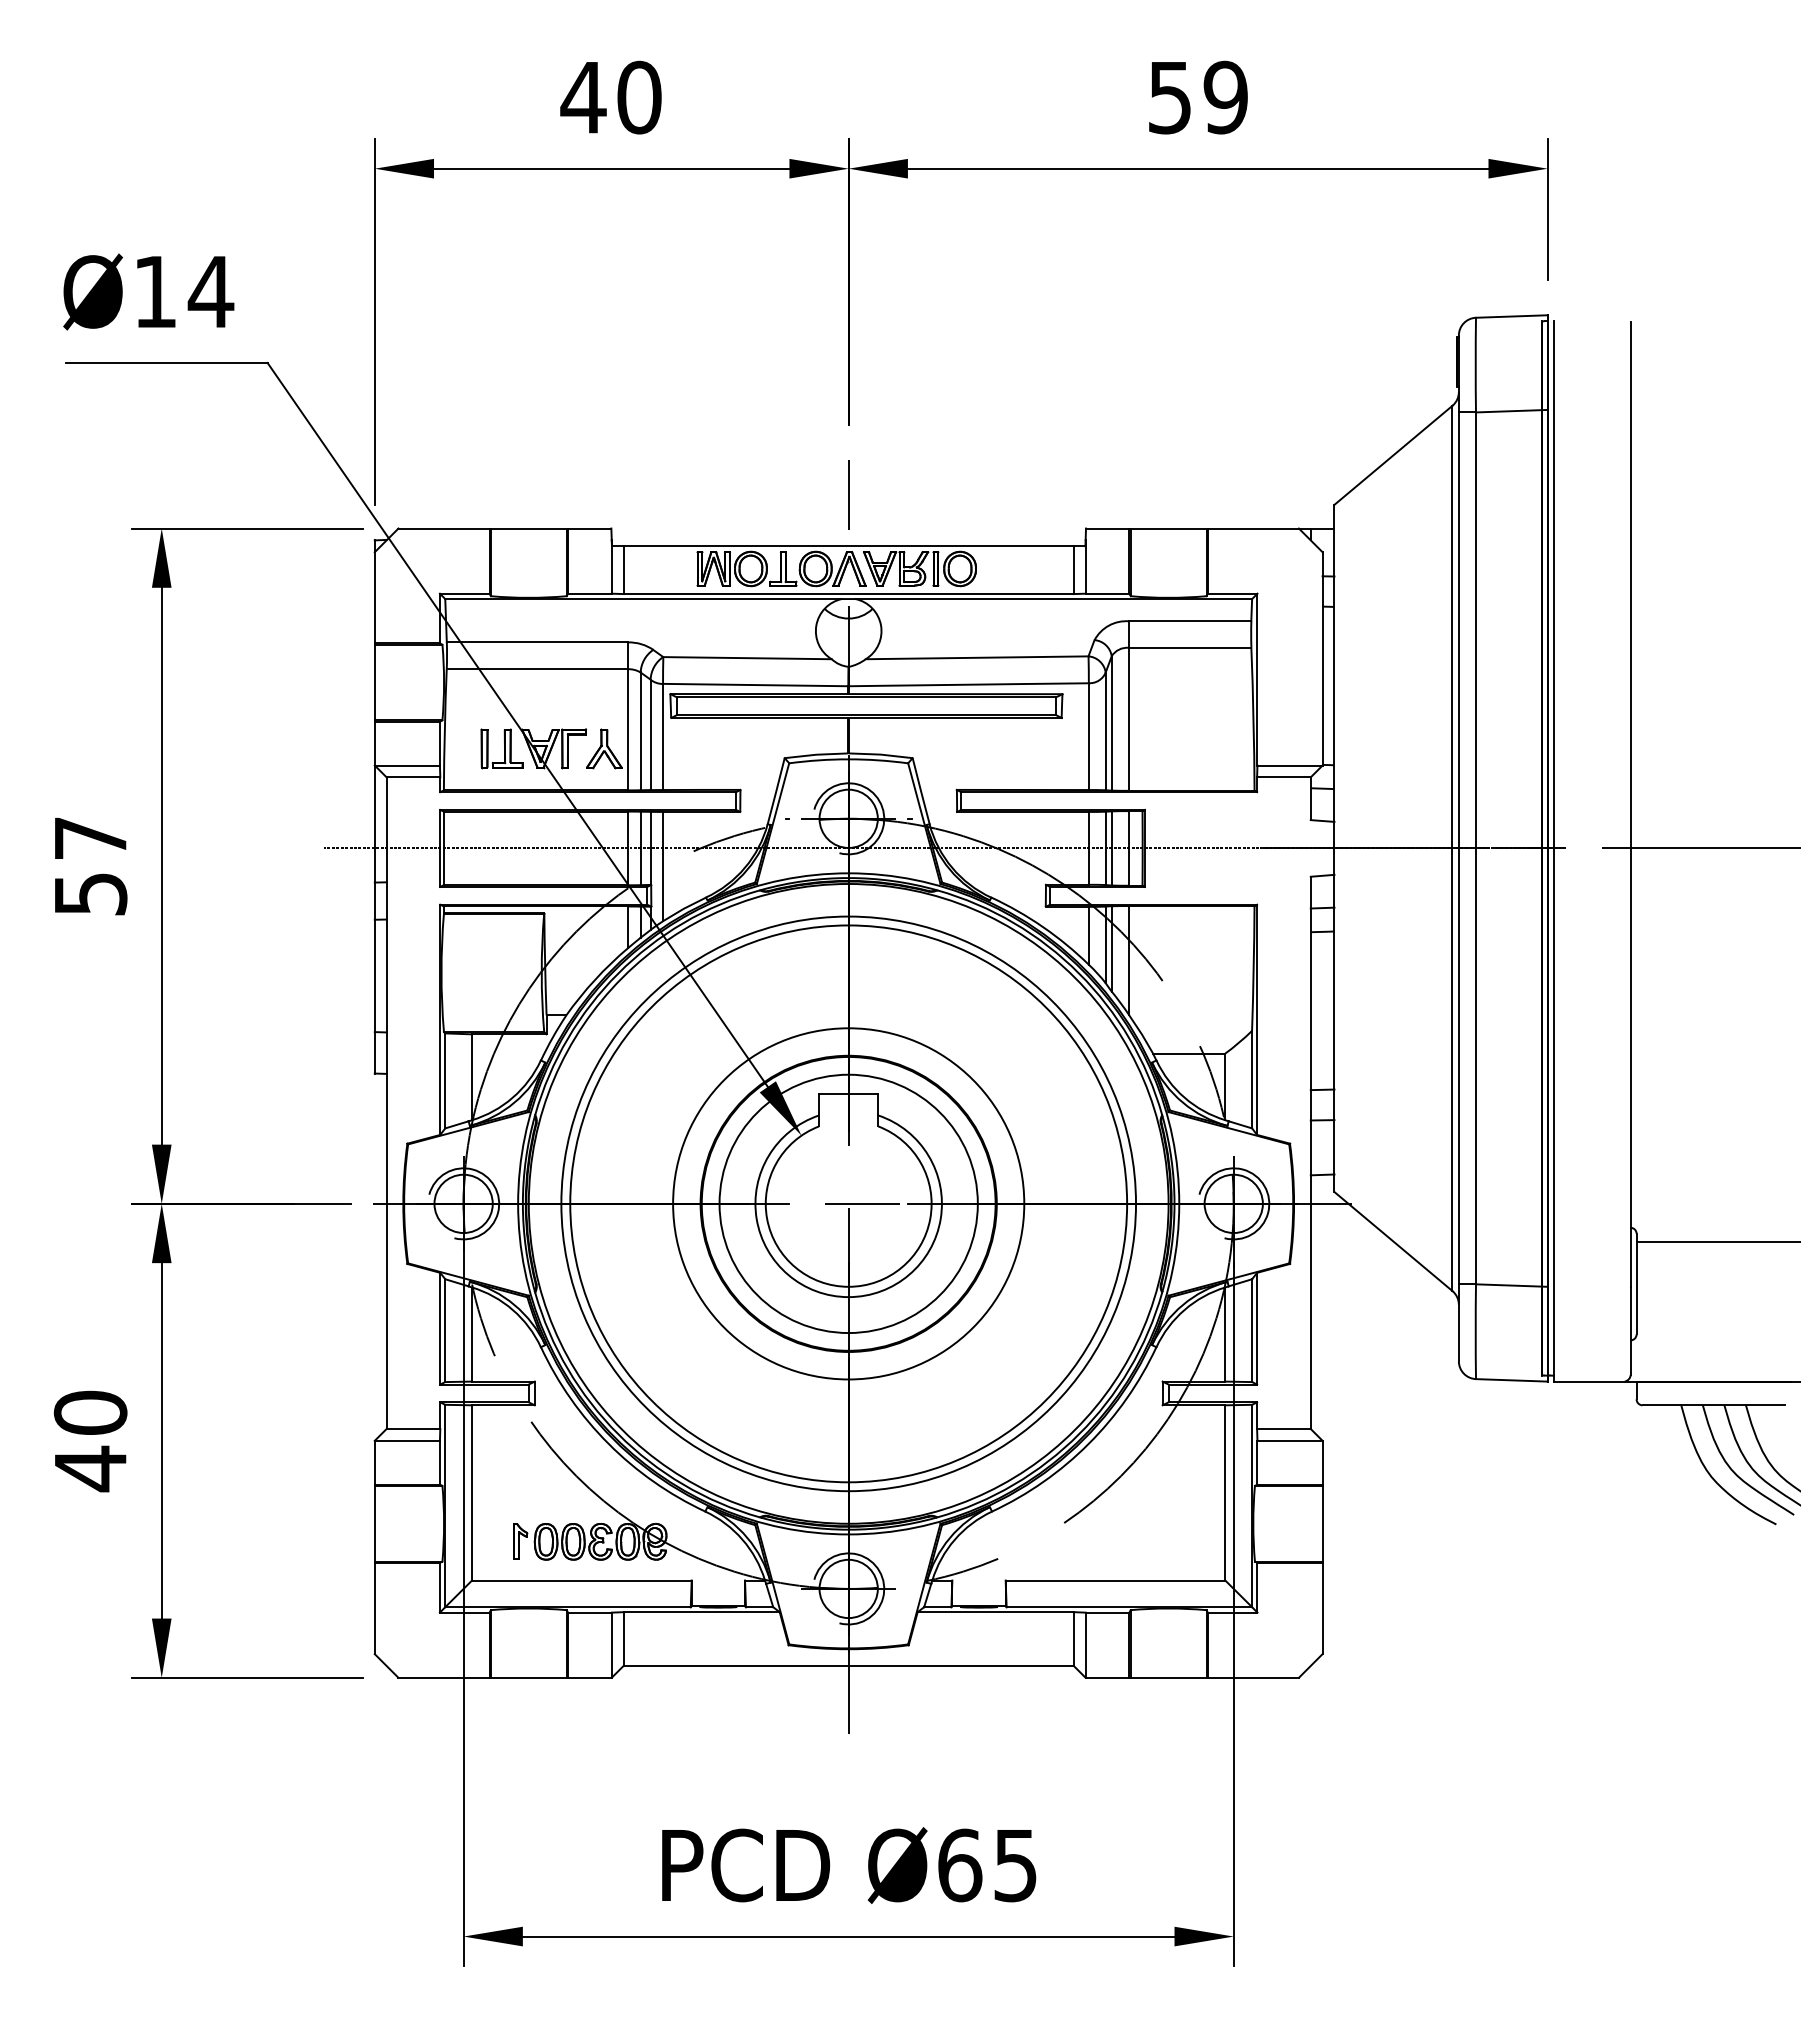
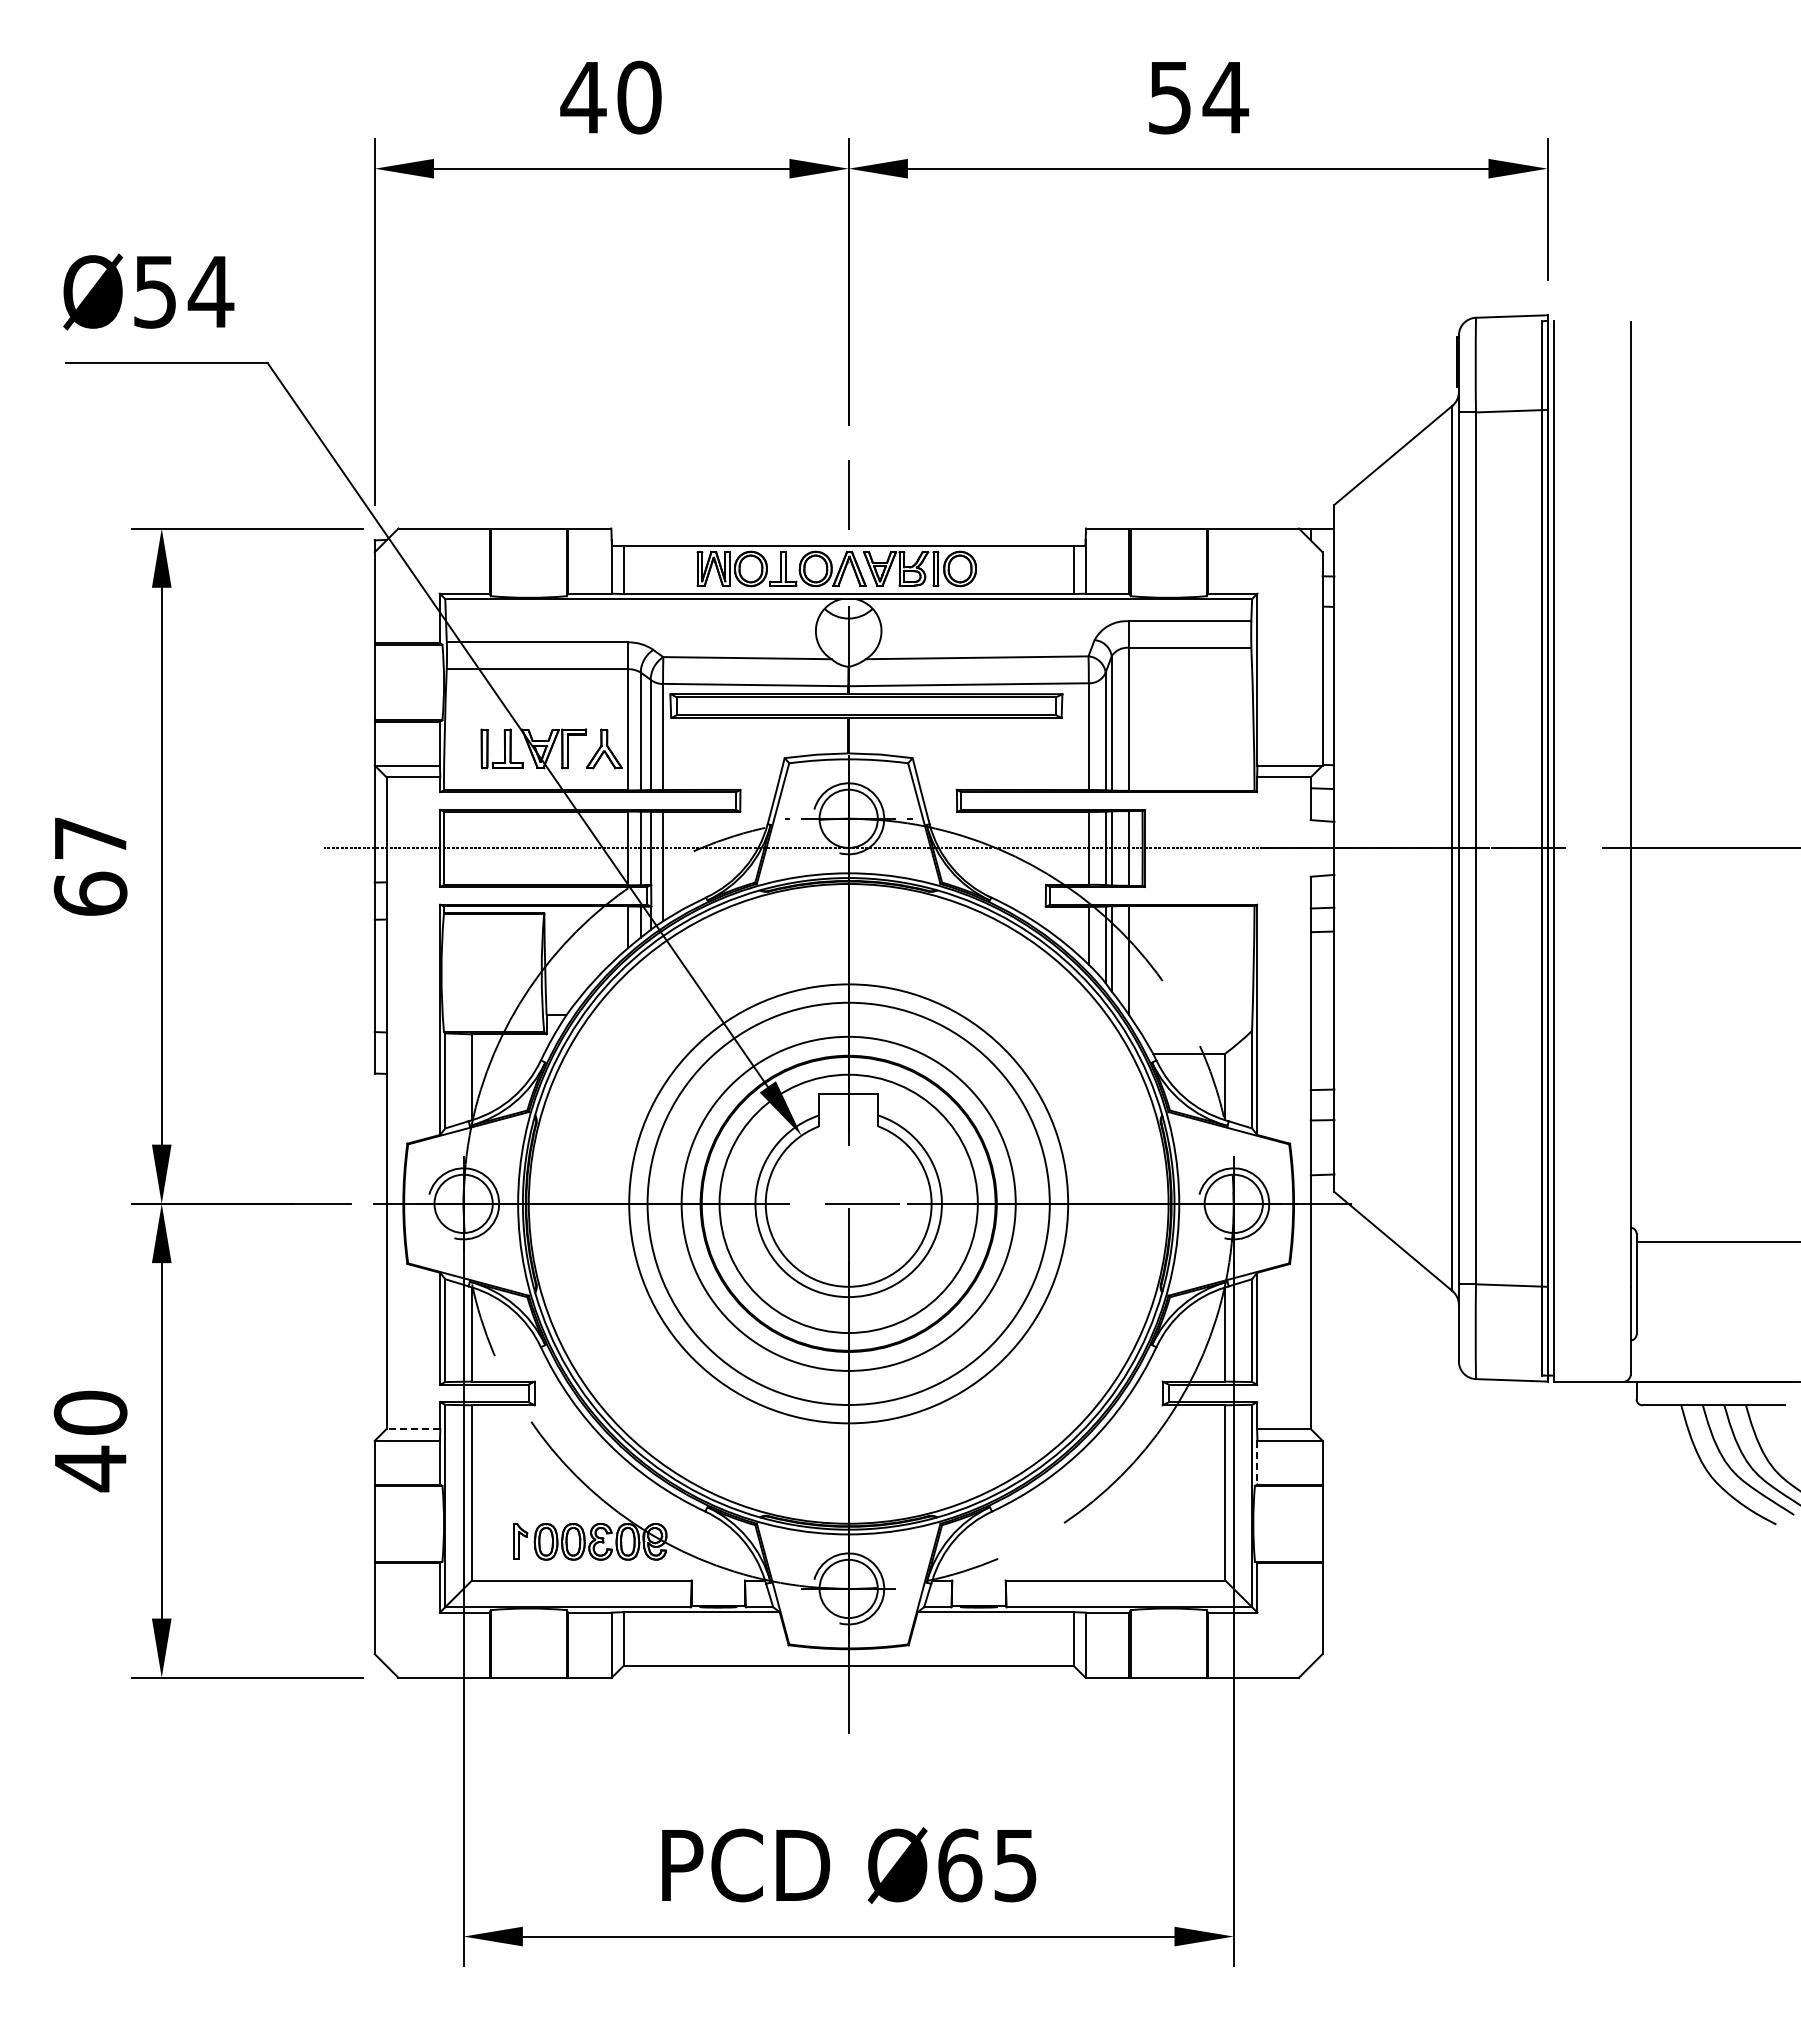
text: 59 -> 54 (1225, 97)
text: Ø14 -> Ø54 (154, 292)
text: 57 -> 67 (90, 893)
circle diameter: 351 px -> 439 px (848, 1203)
circle diameter: 557 px -> 334 px (848, 1203)
circle diameter: 575 px -> 402 px (848, 1203)
line: solid -> dashed (413, 1429)
line: solid -> dashed (1257, 1462)
